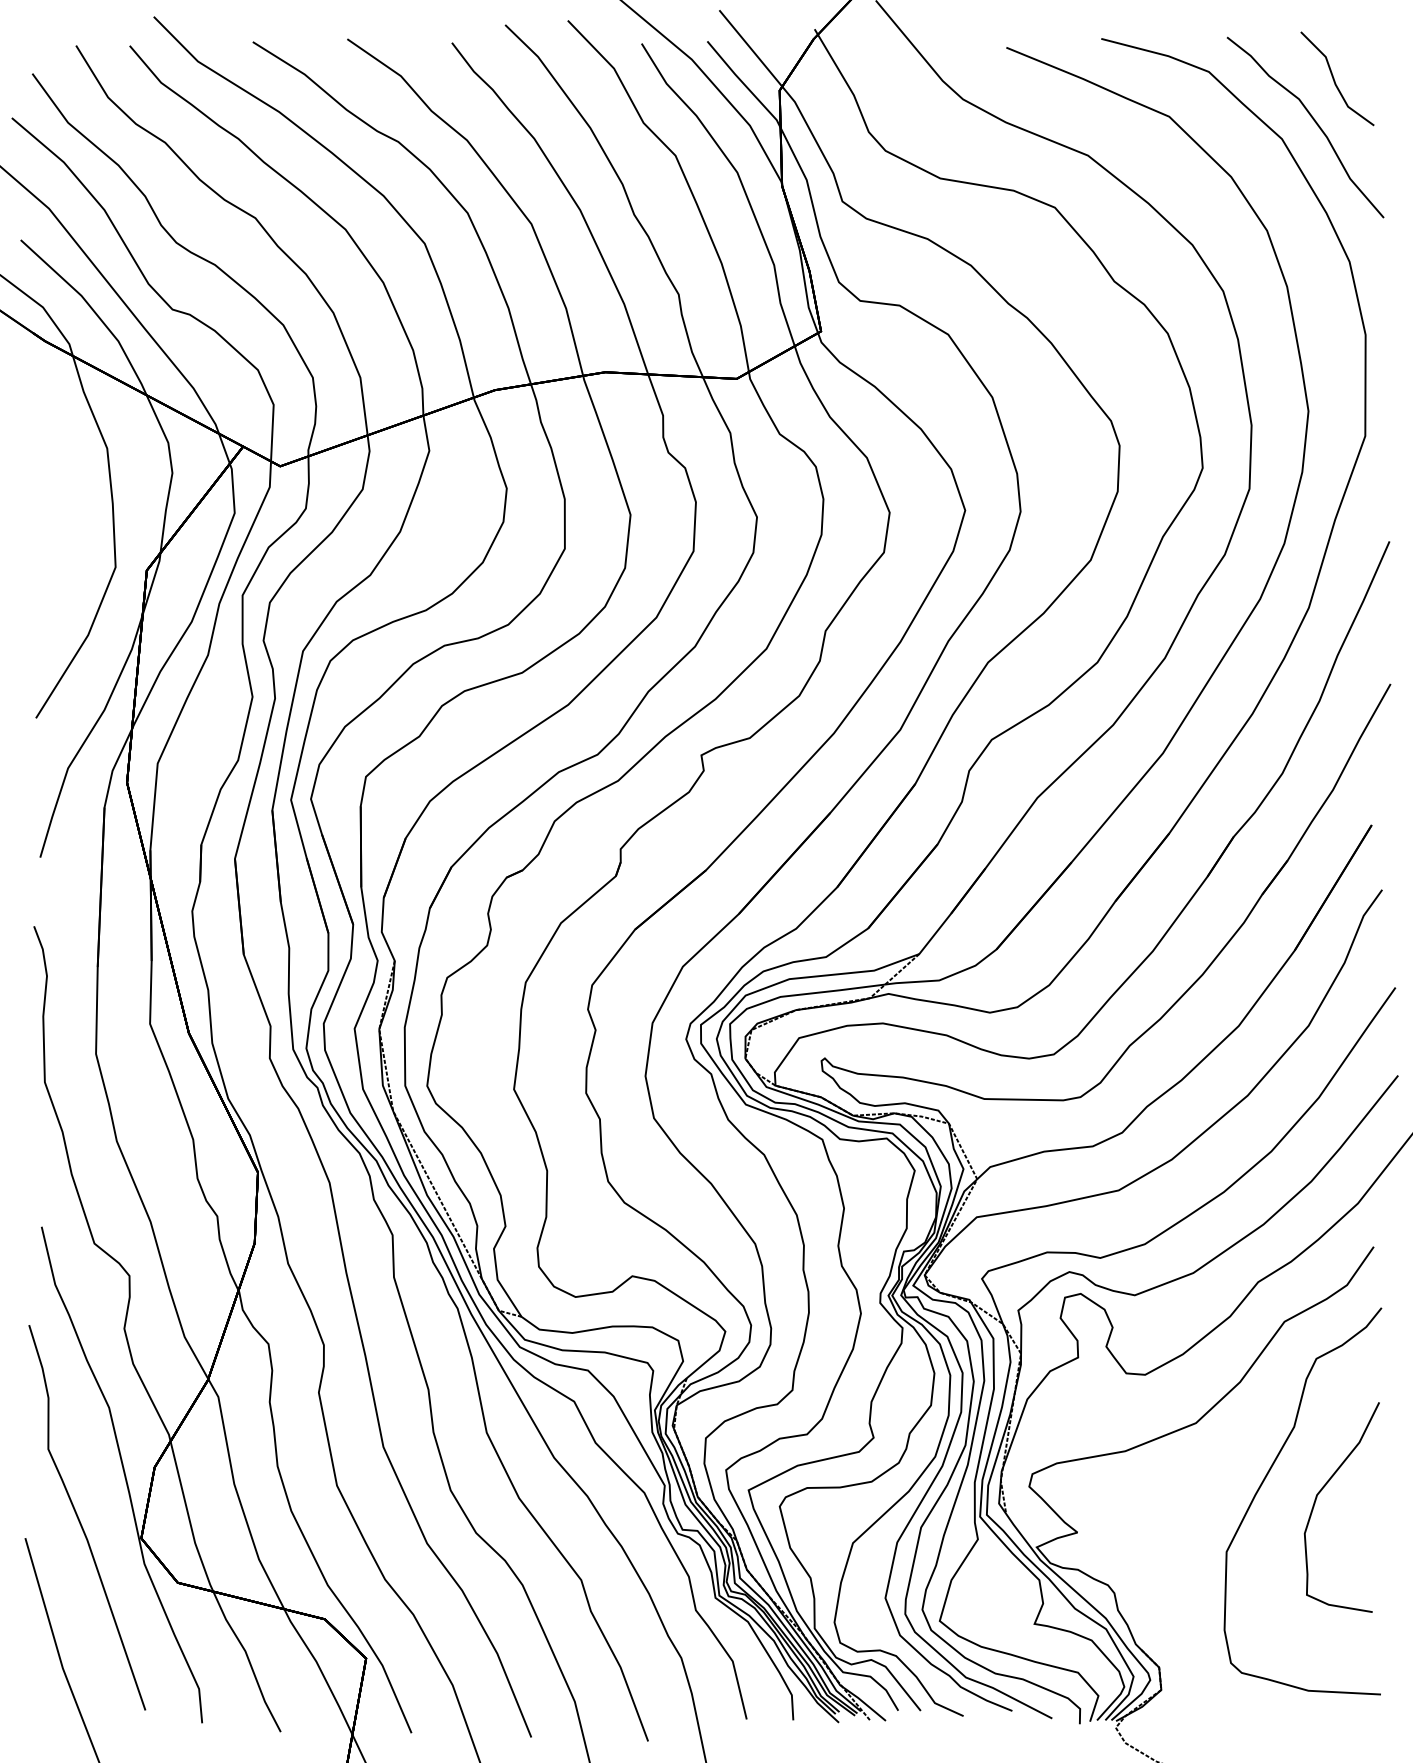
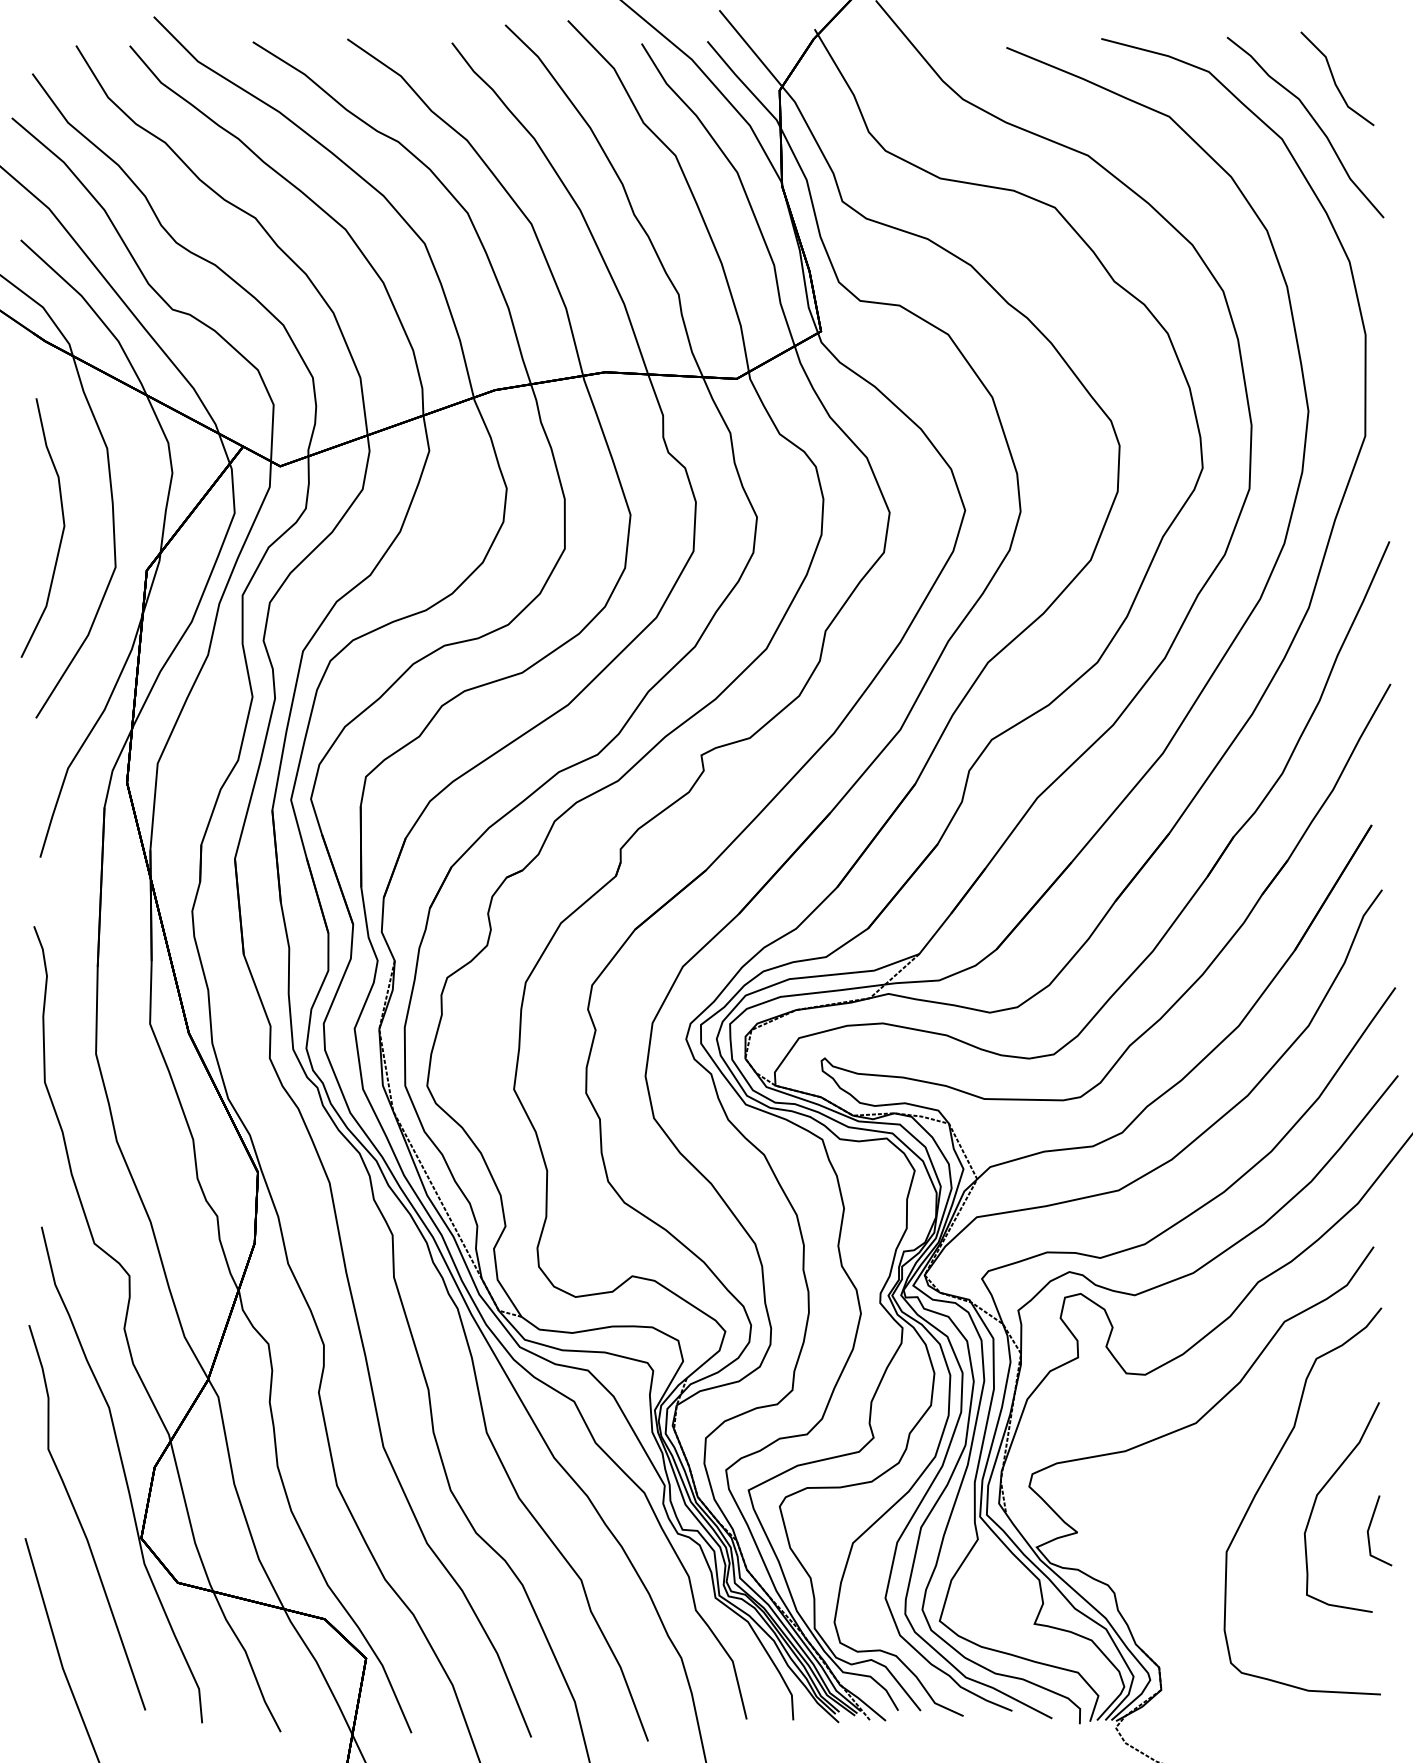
curve: none -> present (61, 533)
line: none -> present (1370, 1527)
